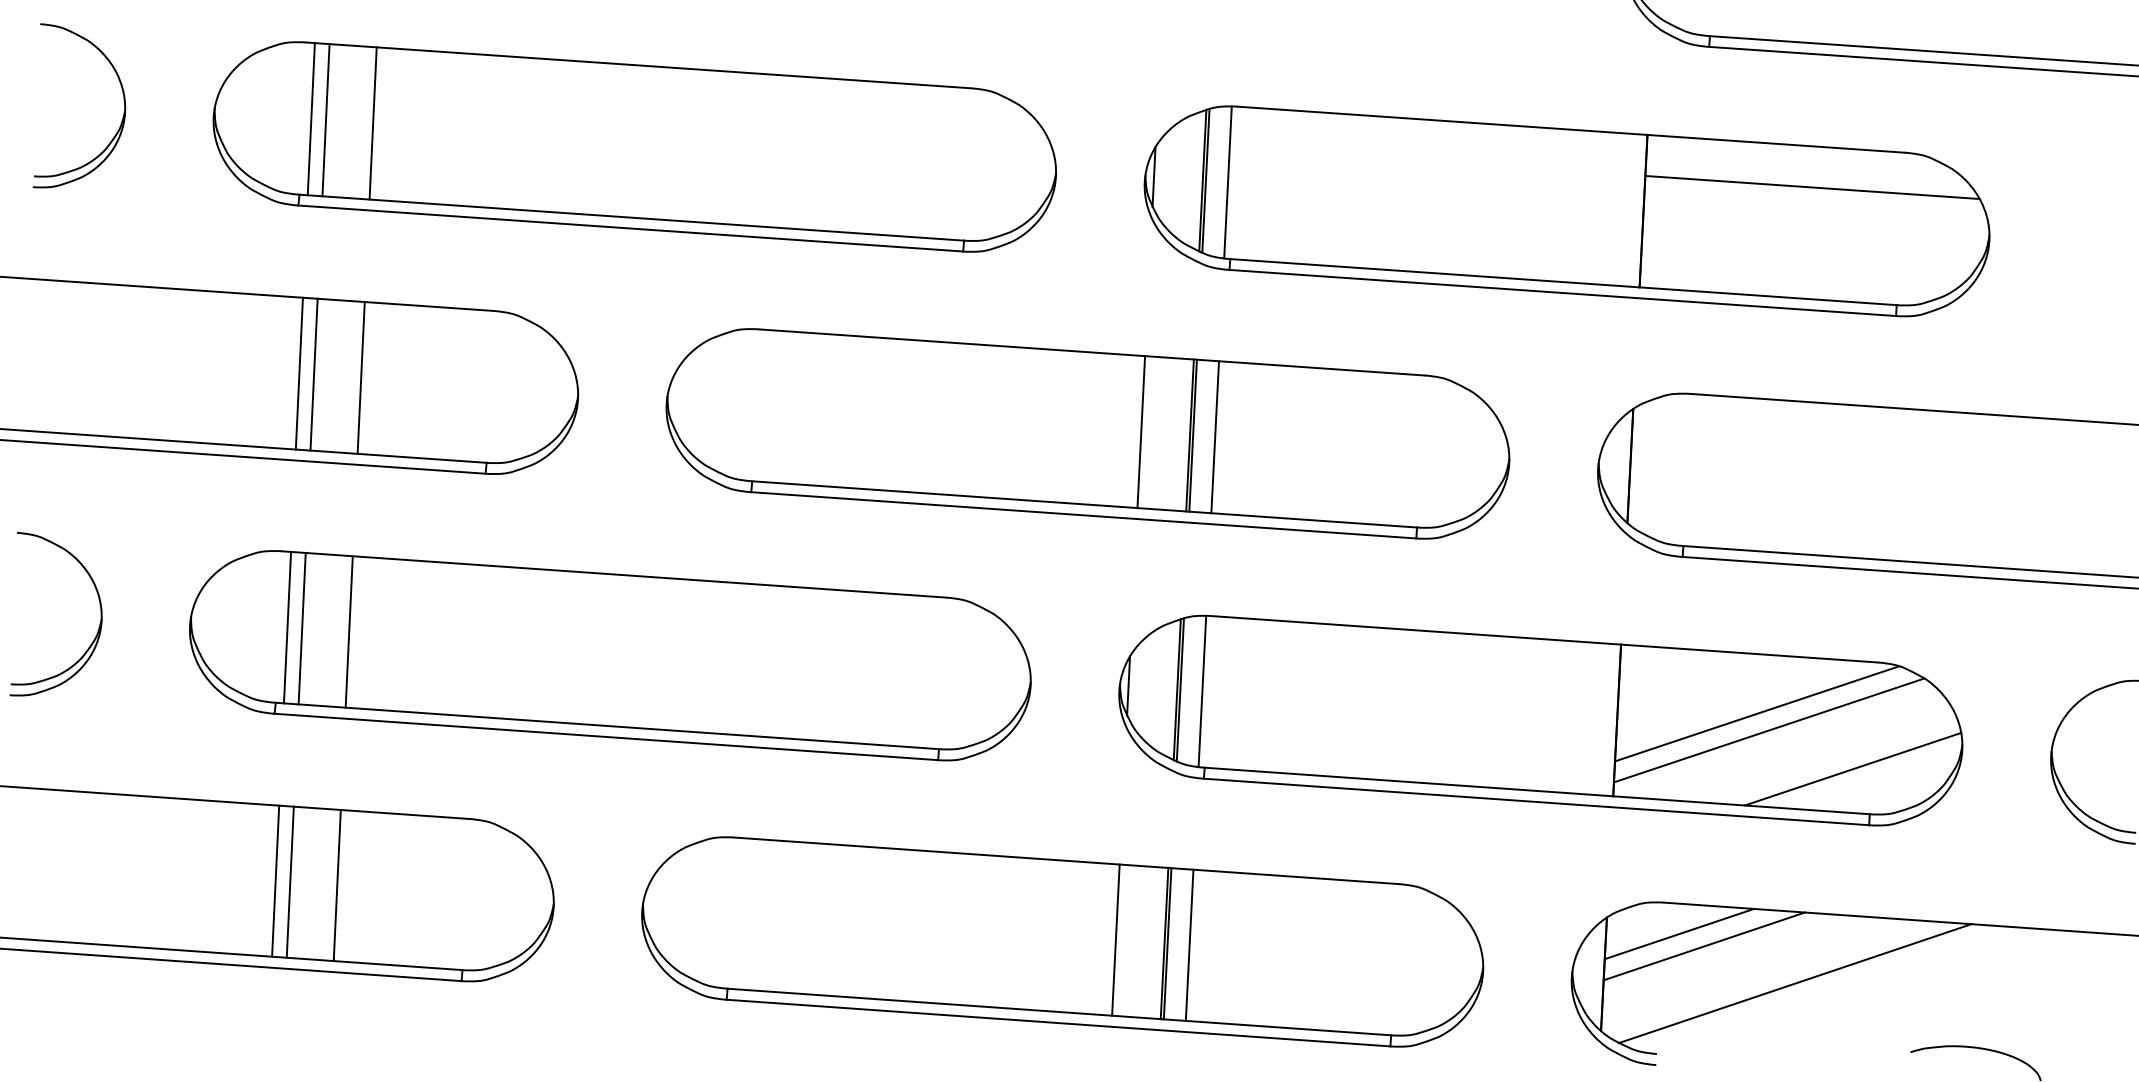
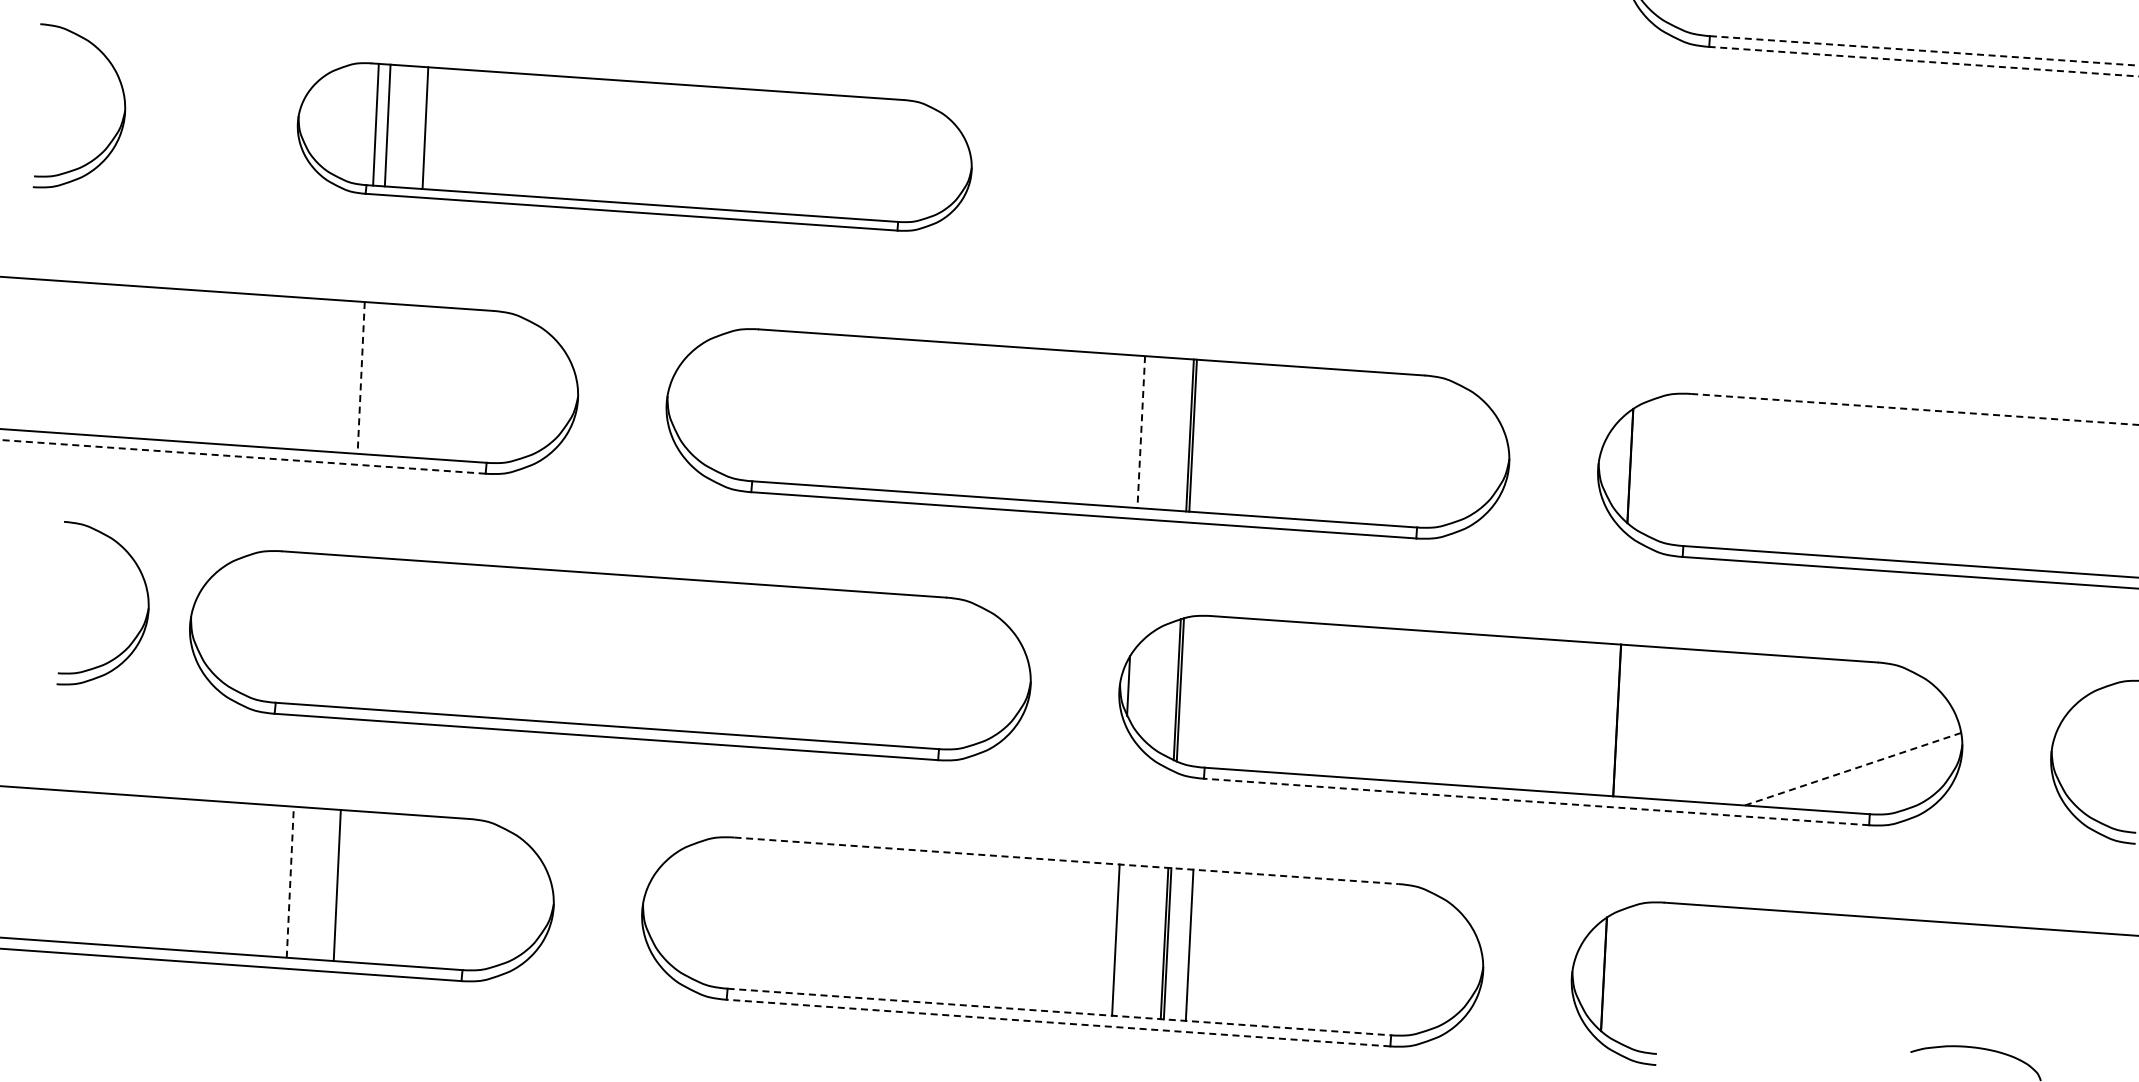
line: solid -> dashed (1924, 50)
line: solid -> dashed (1923, 61)
part size: 845x212 px -> 677x170 px (634, 146)
part: present -> none (1566, 211)
line: present -> none (298, 373)
line: present -> none (313, 374)
line: solid -> dashed (361, 378)
line: solid -> dashed (1914, 409)
line: solid -> dashed (1141, 432)
line: present -> none (1215, 437)
line: solid -> dashed (243, 456)
part position: (99, 623) -> (146, 612) (146, 612)
line: present -> none (287, 627)
line: present -> none (301, 628)
line: present -> none (348, 631)
line: present -> none (1202, 691)
line: present -> none (1757, 713)
line: present -> none (1769, 730)
line: solid -> dashed (1852, 769)
line: solid -> dashed (1536, 801)
line: solid -> dashed (1066, 860)
line: present -> none (275, 880)
line: solid -> dashed (290, 882)
line: present -> none (1679, 933)
line: present -> none (1704, 946)
line: present -> none (1794, 983)
line: solid -> dashed (1059, 1012)
line: solid -> dashed (1058, 1023)
